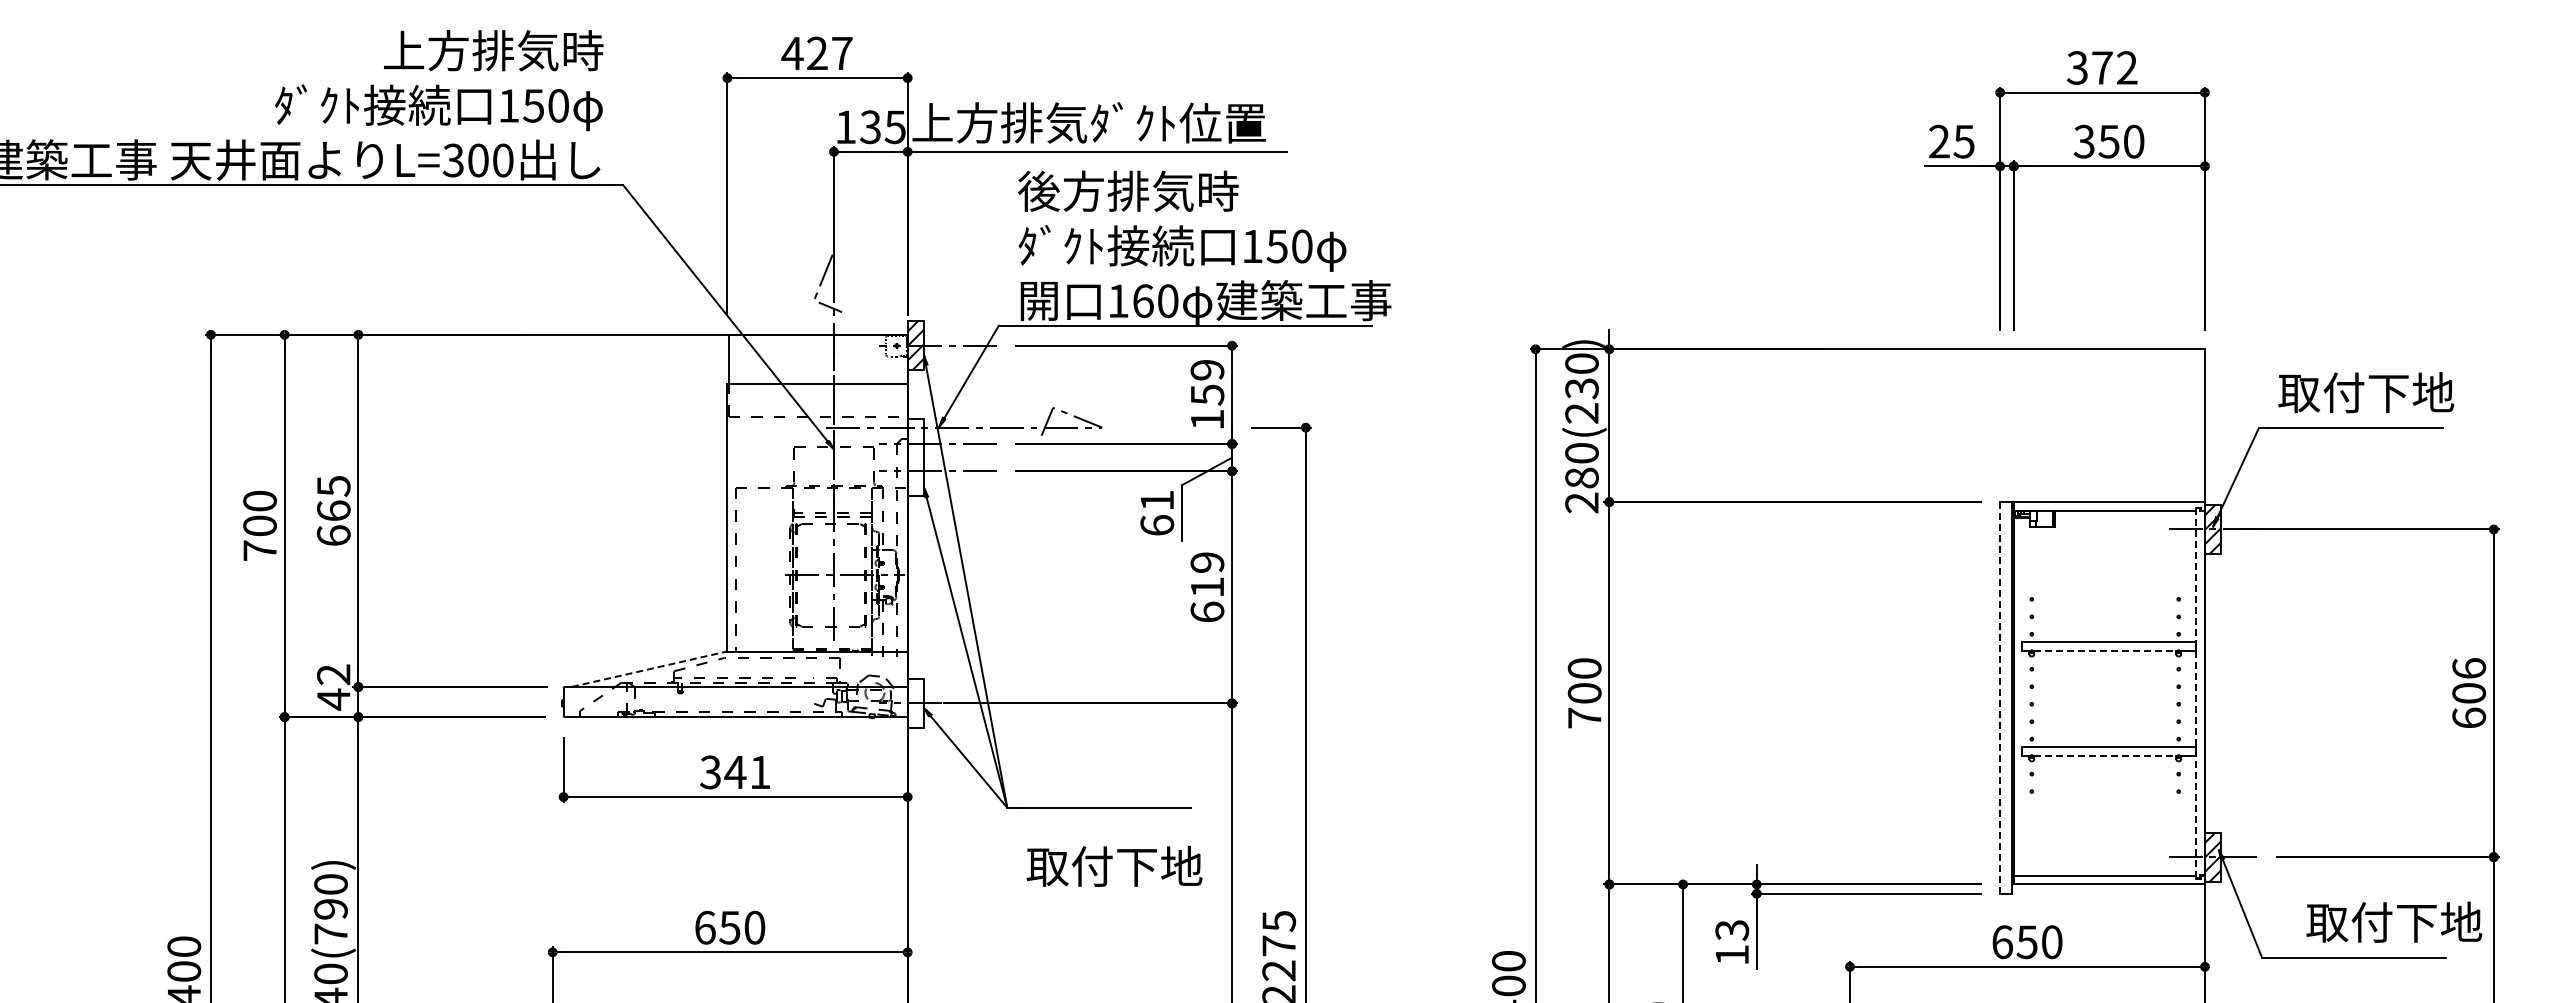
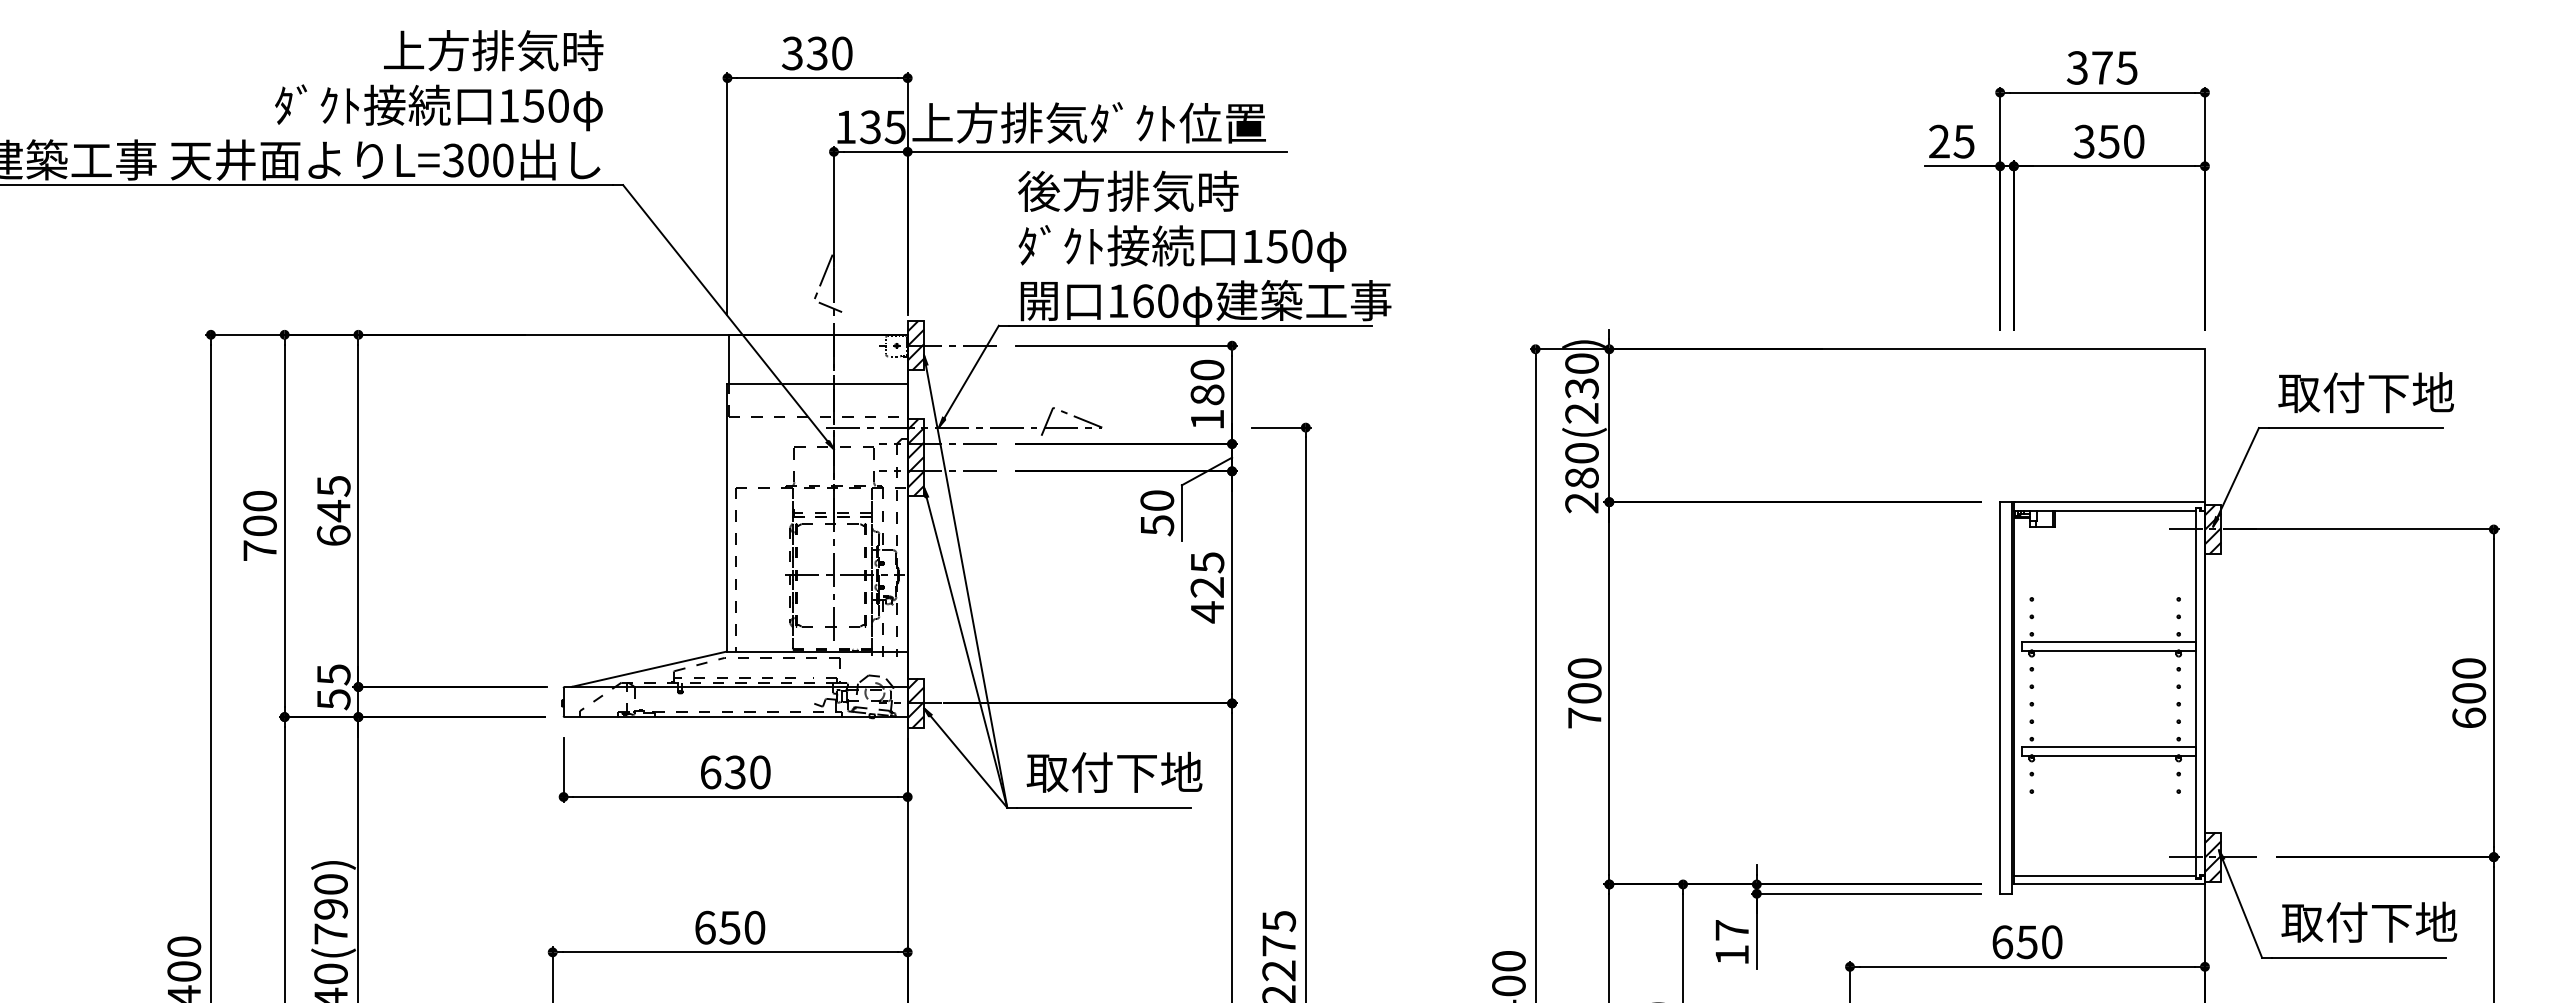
text: 427 -> 330 (816, 53)
text: 372 -> 375 (2126, 67)
text: 159 -> 180 (1207, 382)
hatch: none -> present (915, 457)
text: 665 -> 645 (333, 510)
text: 61 -> 50 (1157, 513)
text: 619 -> 425 (1207, 587)
line: dashed -> solid (2105, 651)
text: 606 -> 600 (2469, 668)
line: dashed -> solid (649, 669)
text: 42 -> 55 (333, 687)
line: dashed -> solid (2195, 693)
line: dashed -> solid (2000, 697)
hatch: none -> present (915, 703)
line: dashed -> solid (2105, 755)
text: 341 -> 630 (735, 772)
text position: (1114, 865) -> (1114, 771) (1114, 771)
text position: (2394, 921) -> (2369, 921) (2369, 921)
text: 13 -> 17 (1732, 930)
